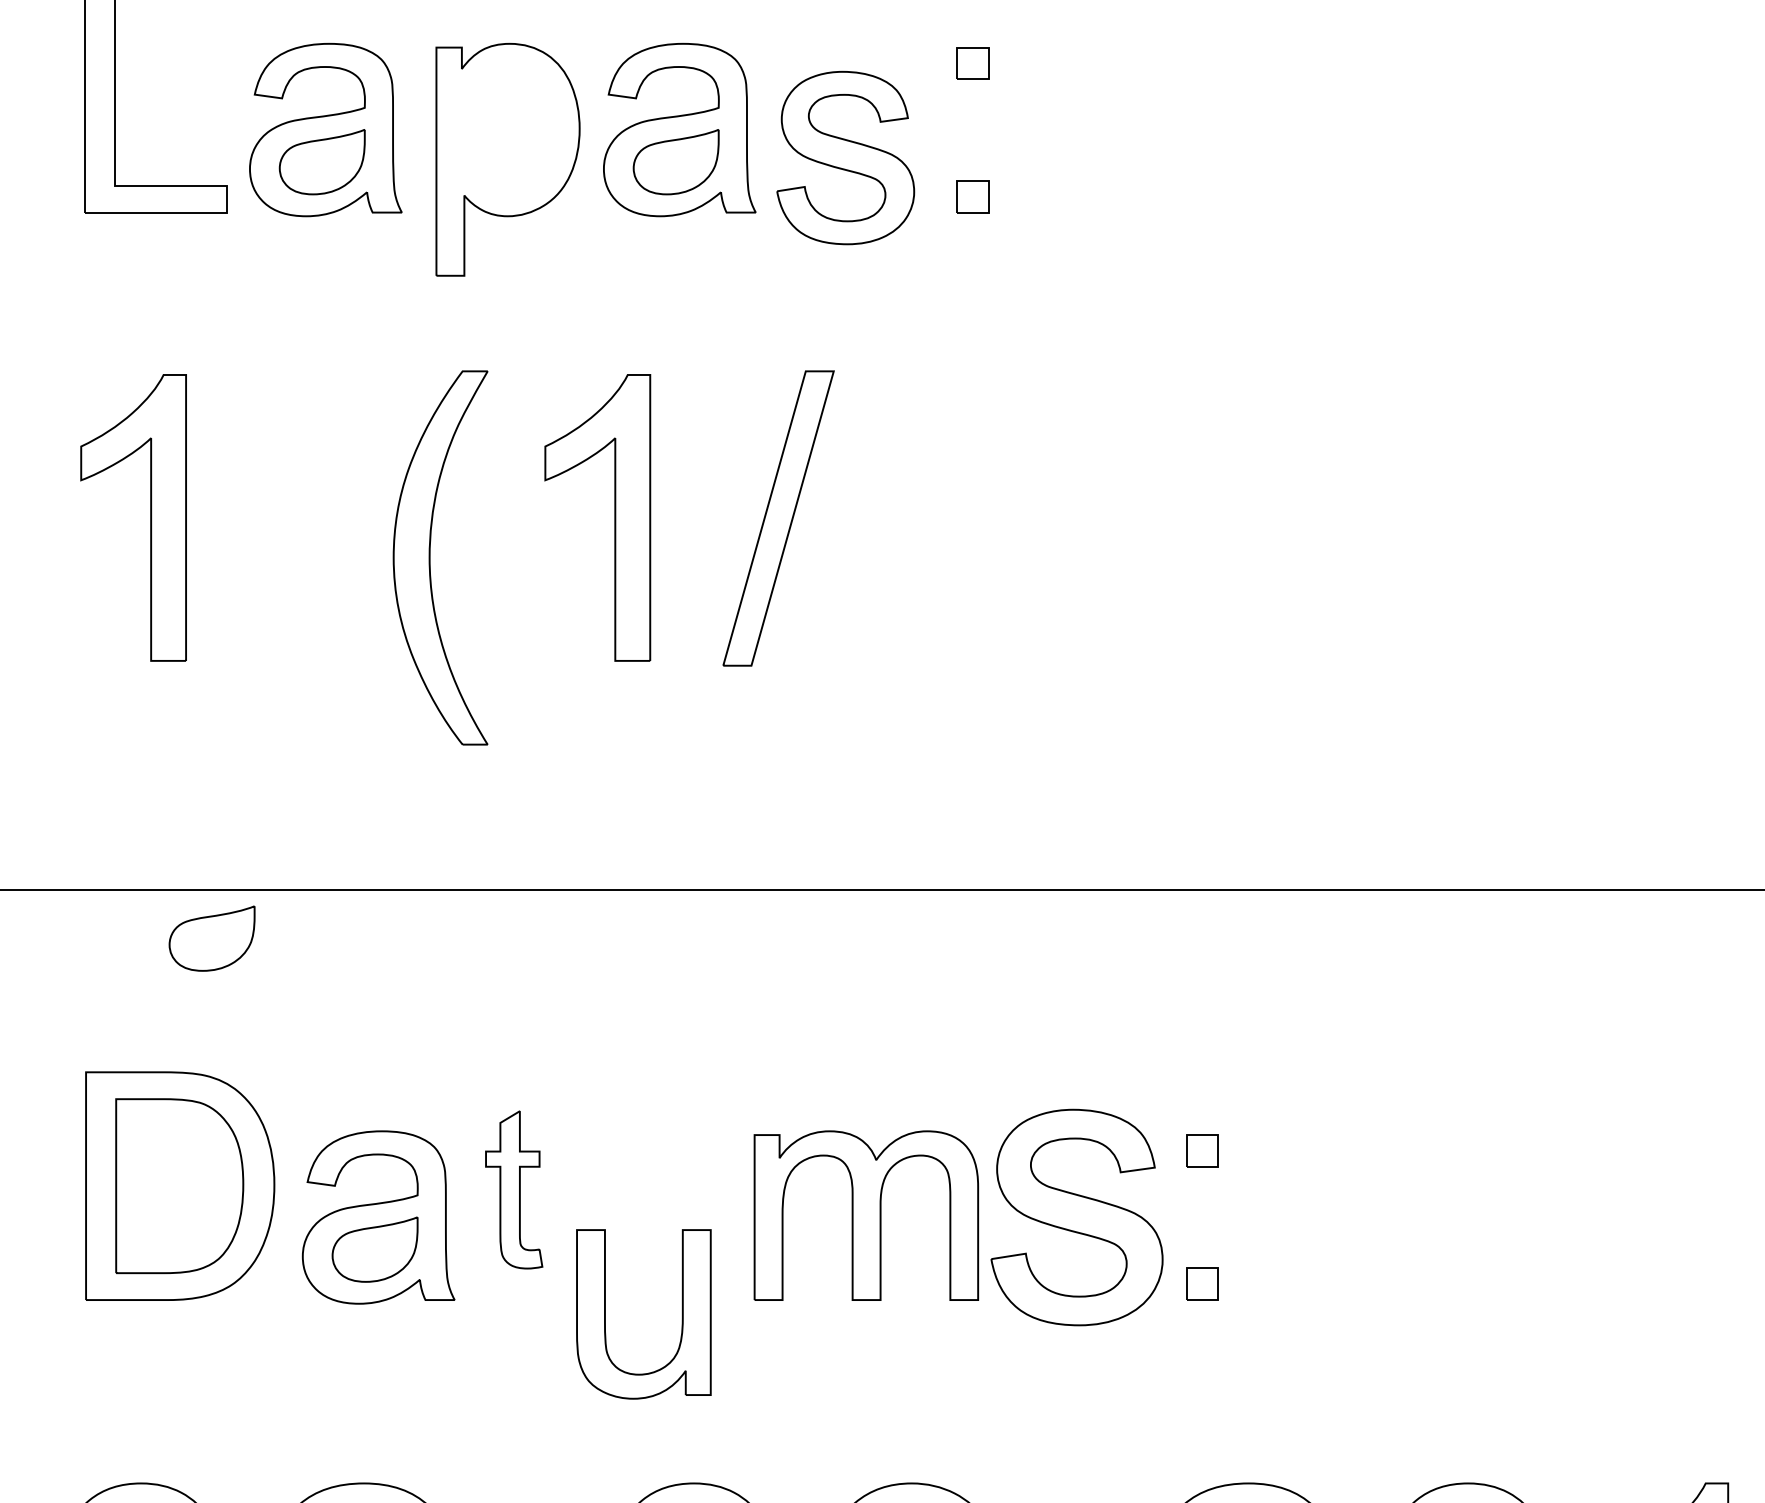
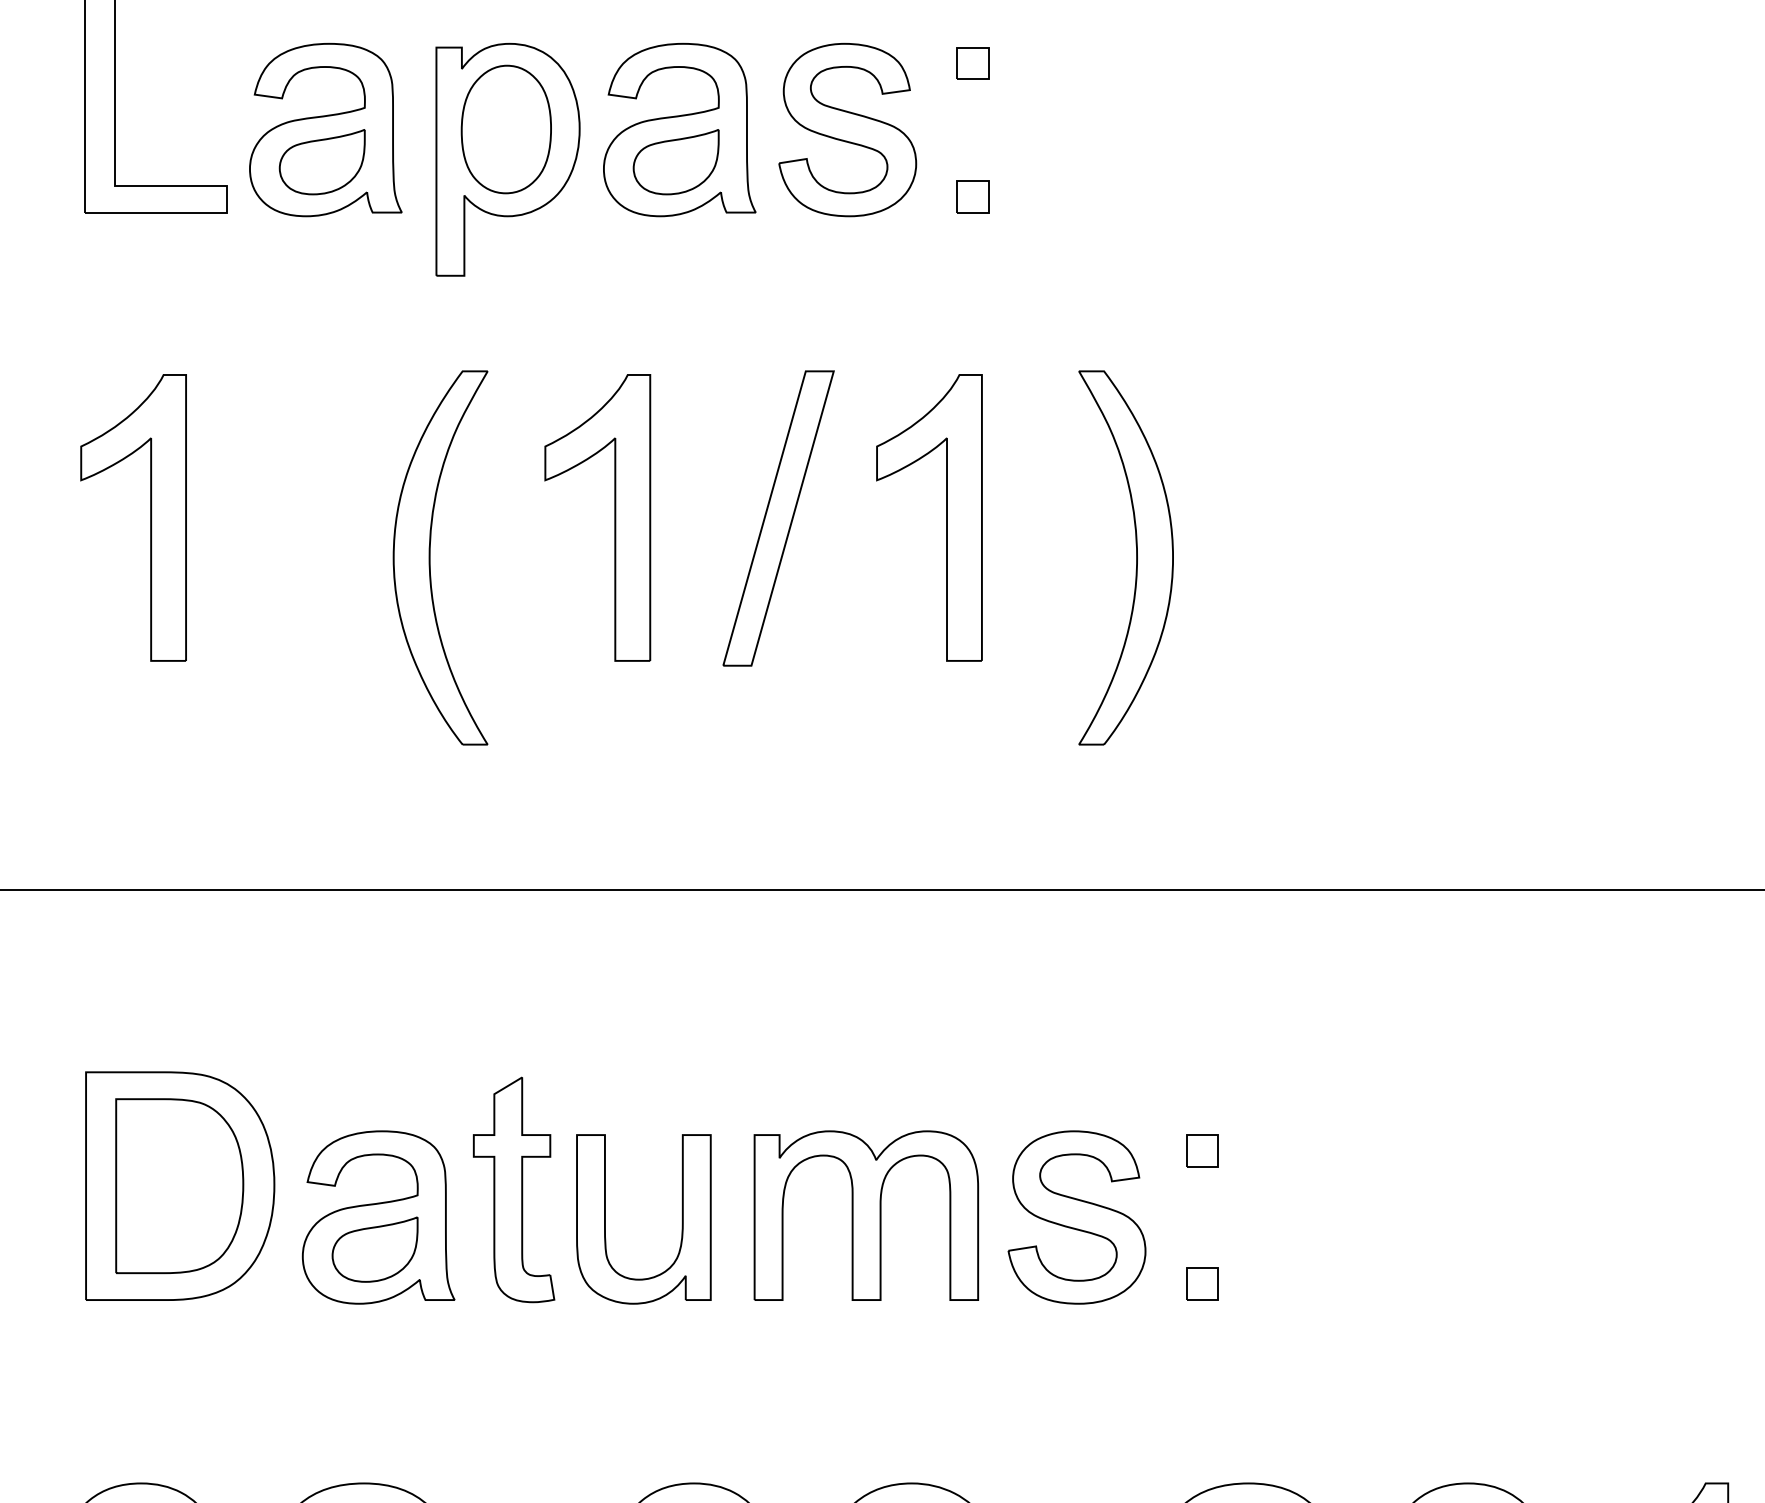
part: none -> present (505, 129)
part position: (845, 157) -> (847, 129) (847, 129)
part: none -> present (946, 517)
part: none -> present (1136, 557)
part: present -> none (211, 938)
part size: 59x160 px -> 83x228 px (514, 1189)
part size: 174x219 px -> 140x175 px (1076, 1217)
part position: (605, 1314) -> (605, 1219) (605, 1219)
